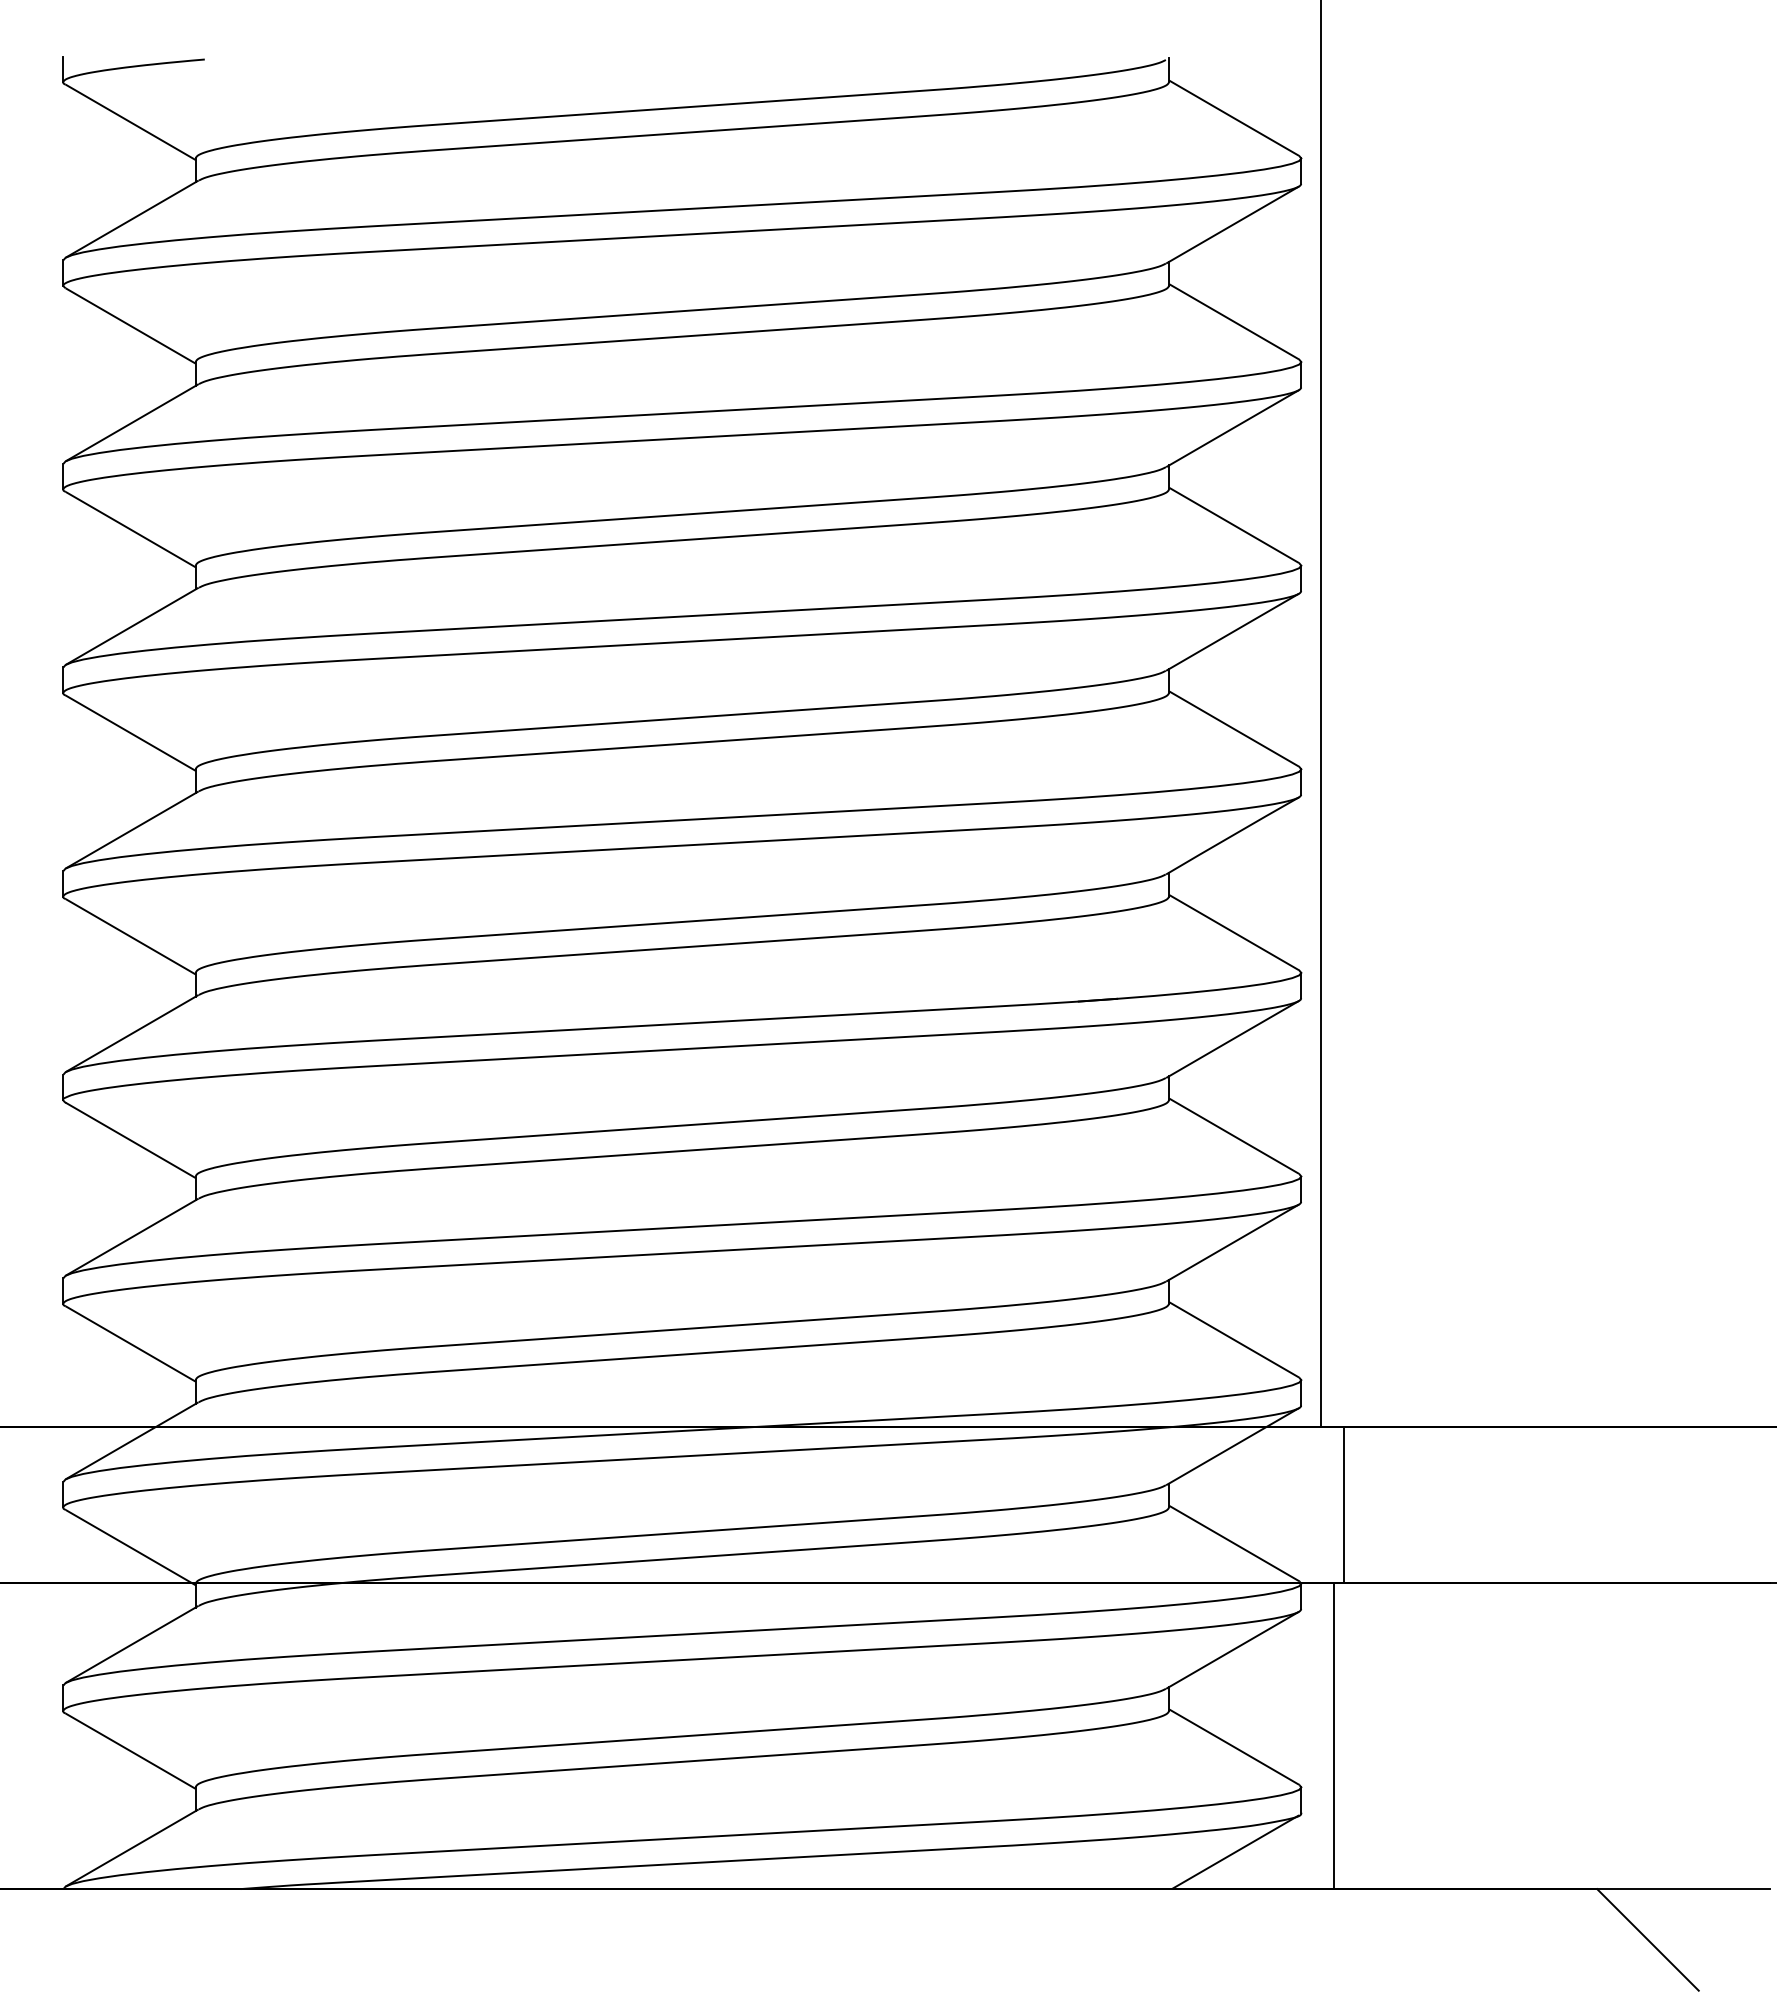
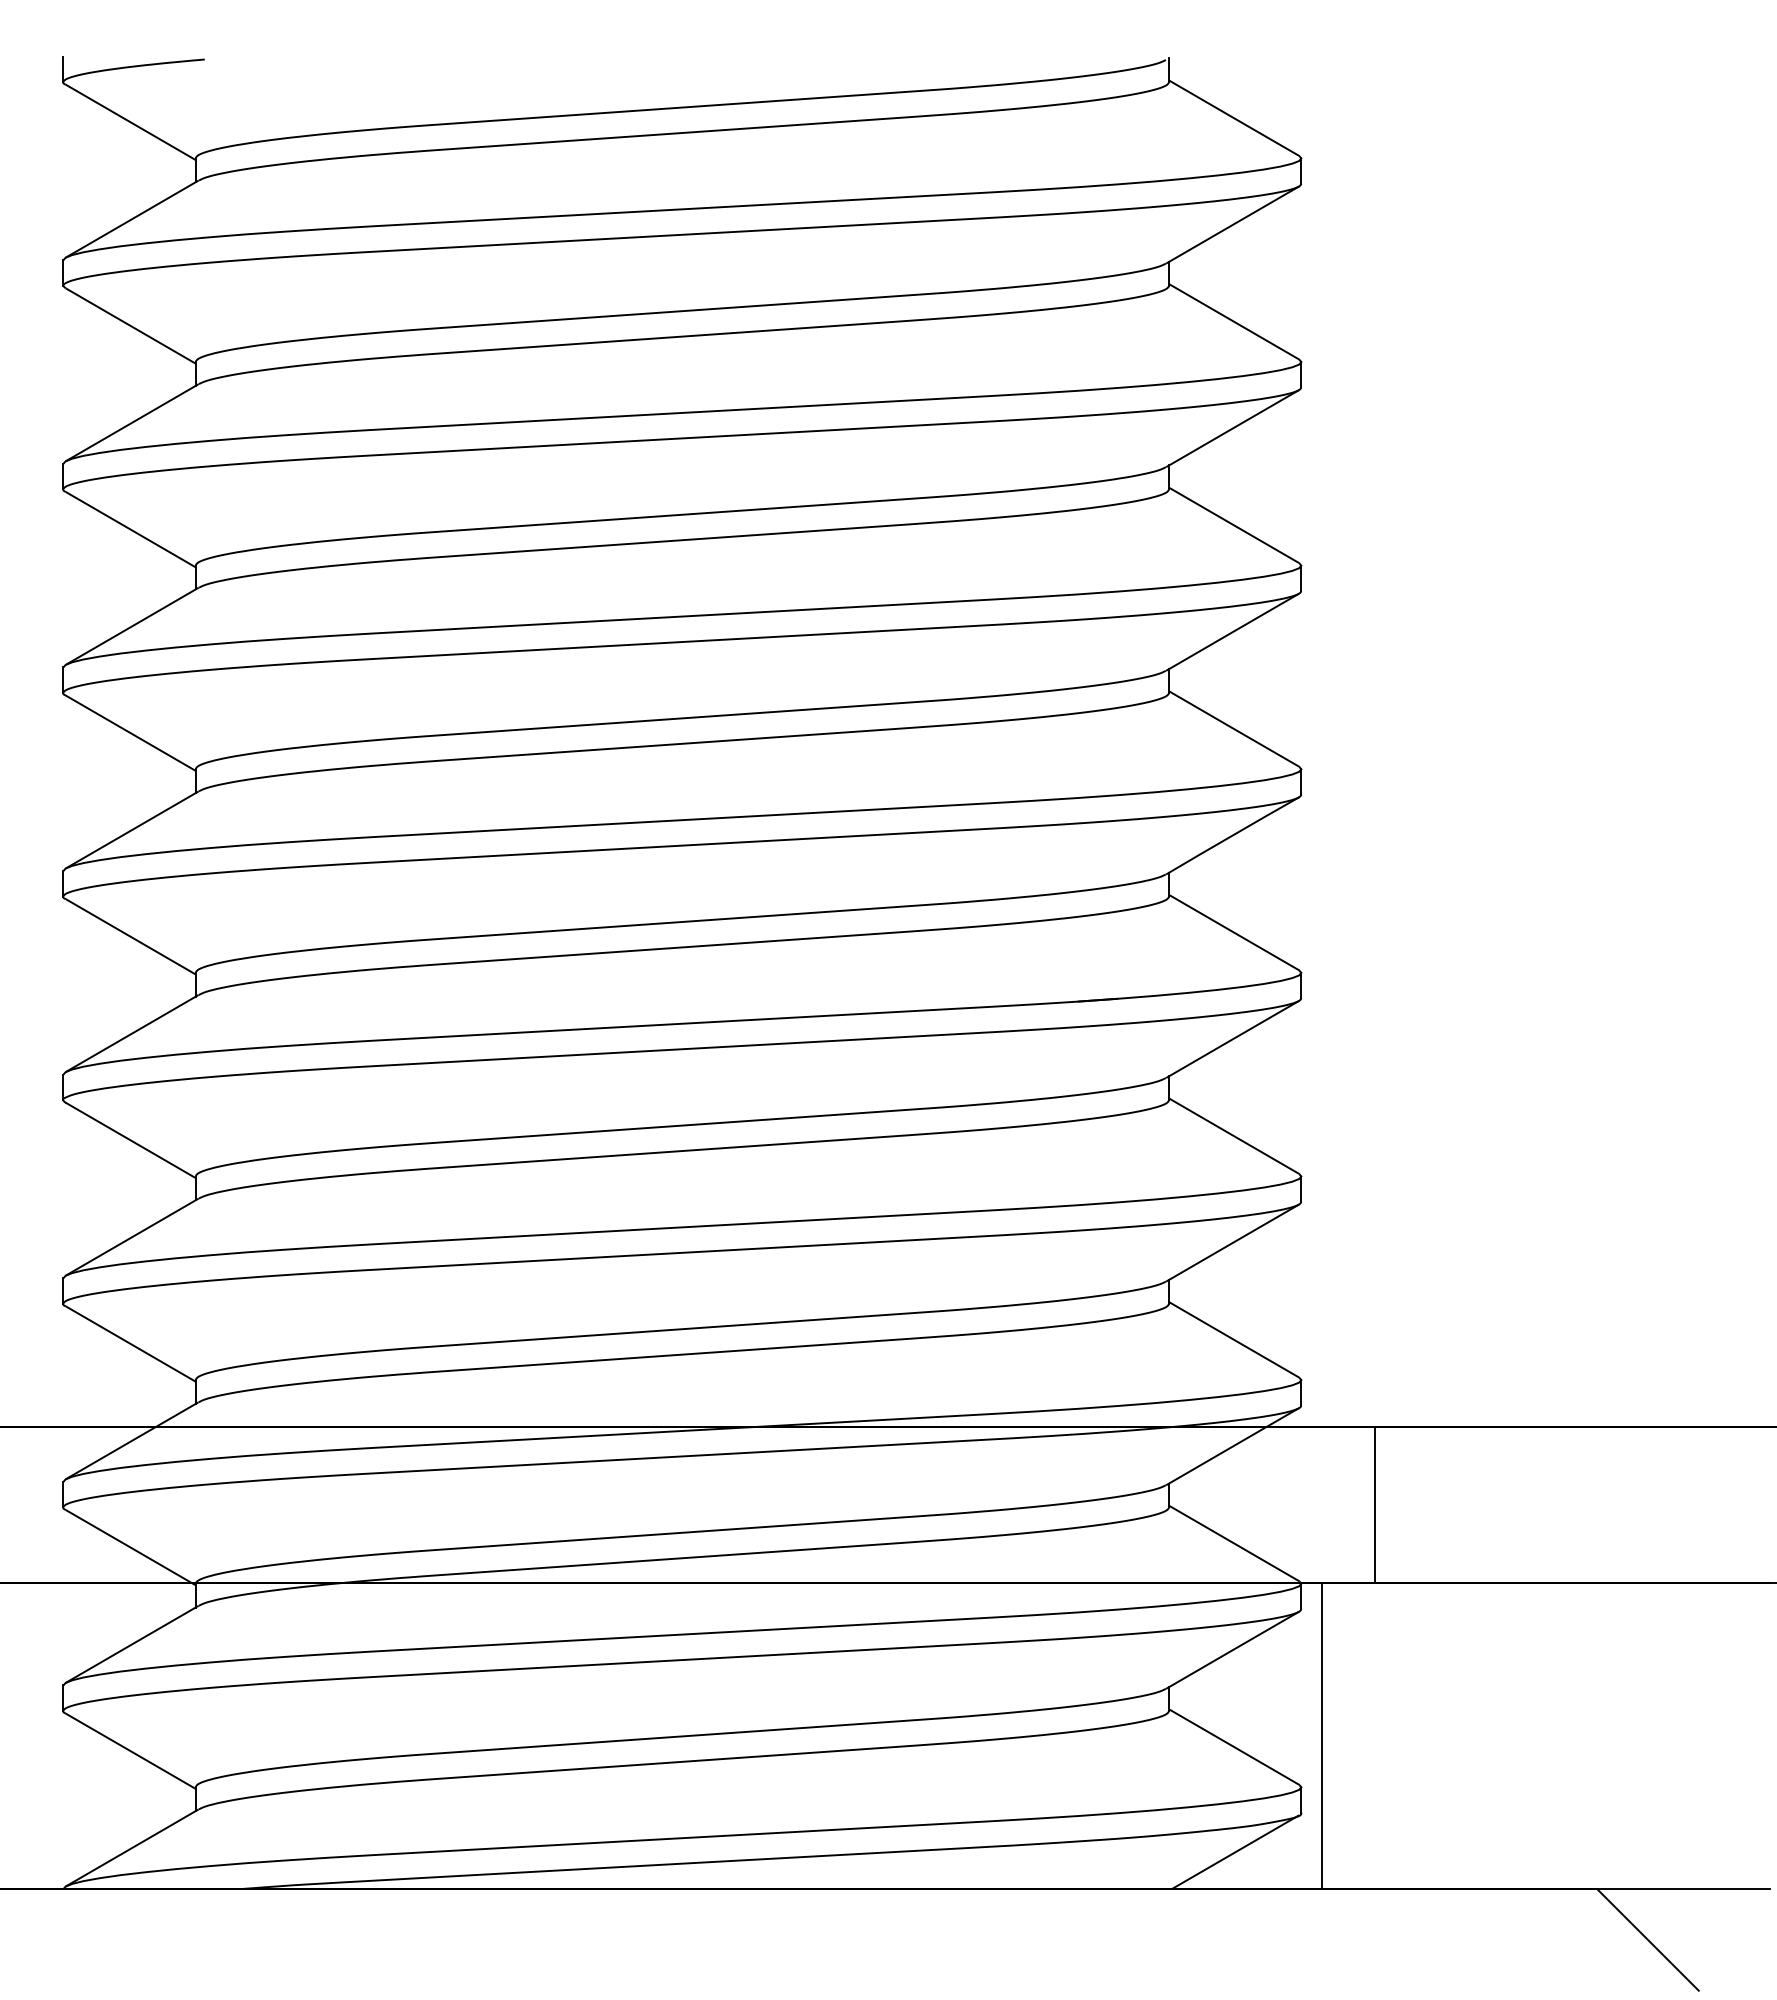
line: present -> none (1320, 714)
line position: (1343, 1504) -> (1374, 1504) (1374, 1504)
line position: (1333, 1735) -> (1321, 1735) (1321, 1735)
